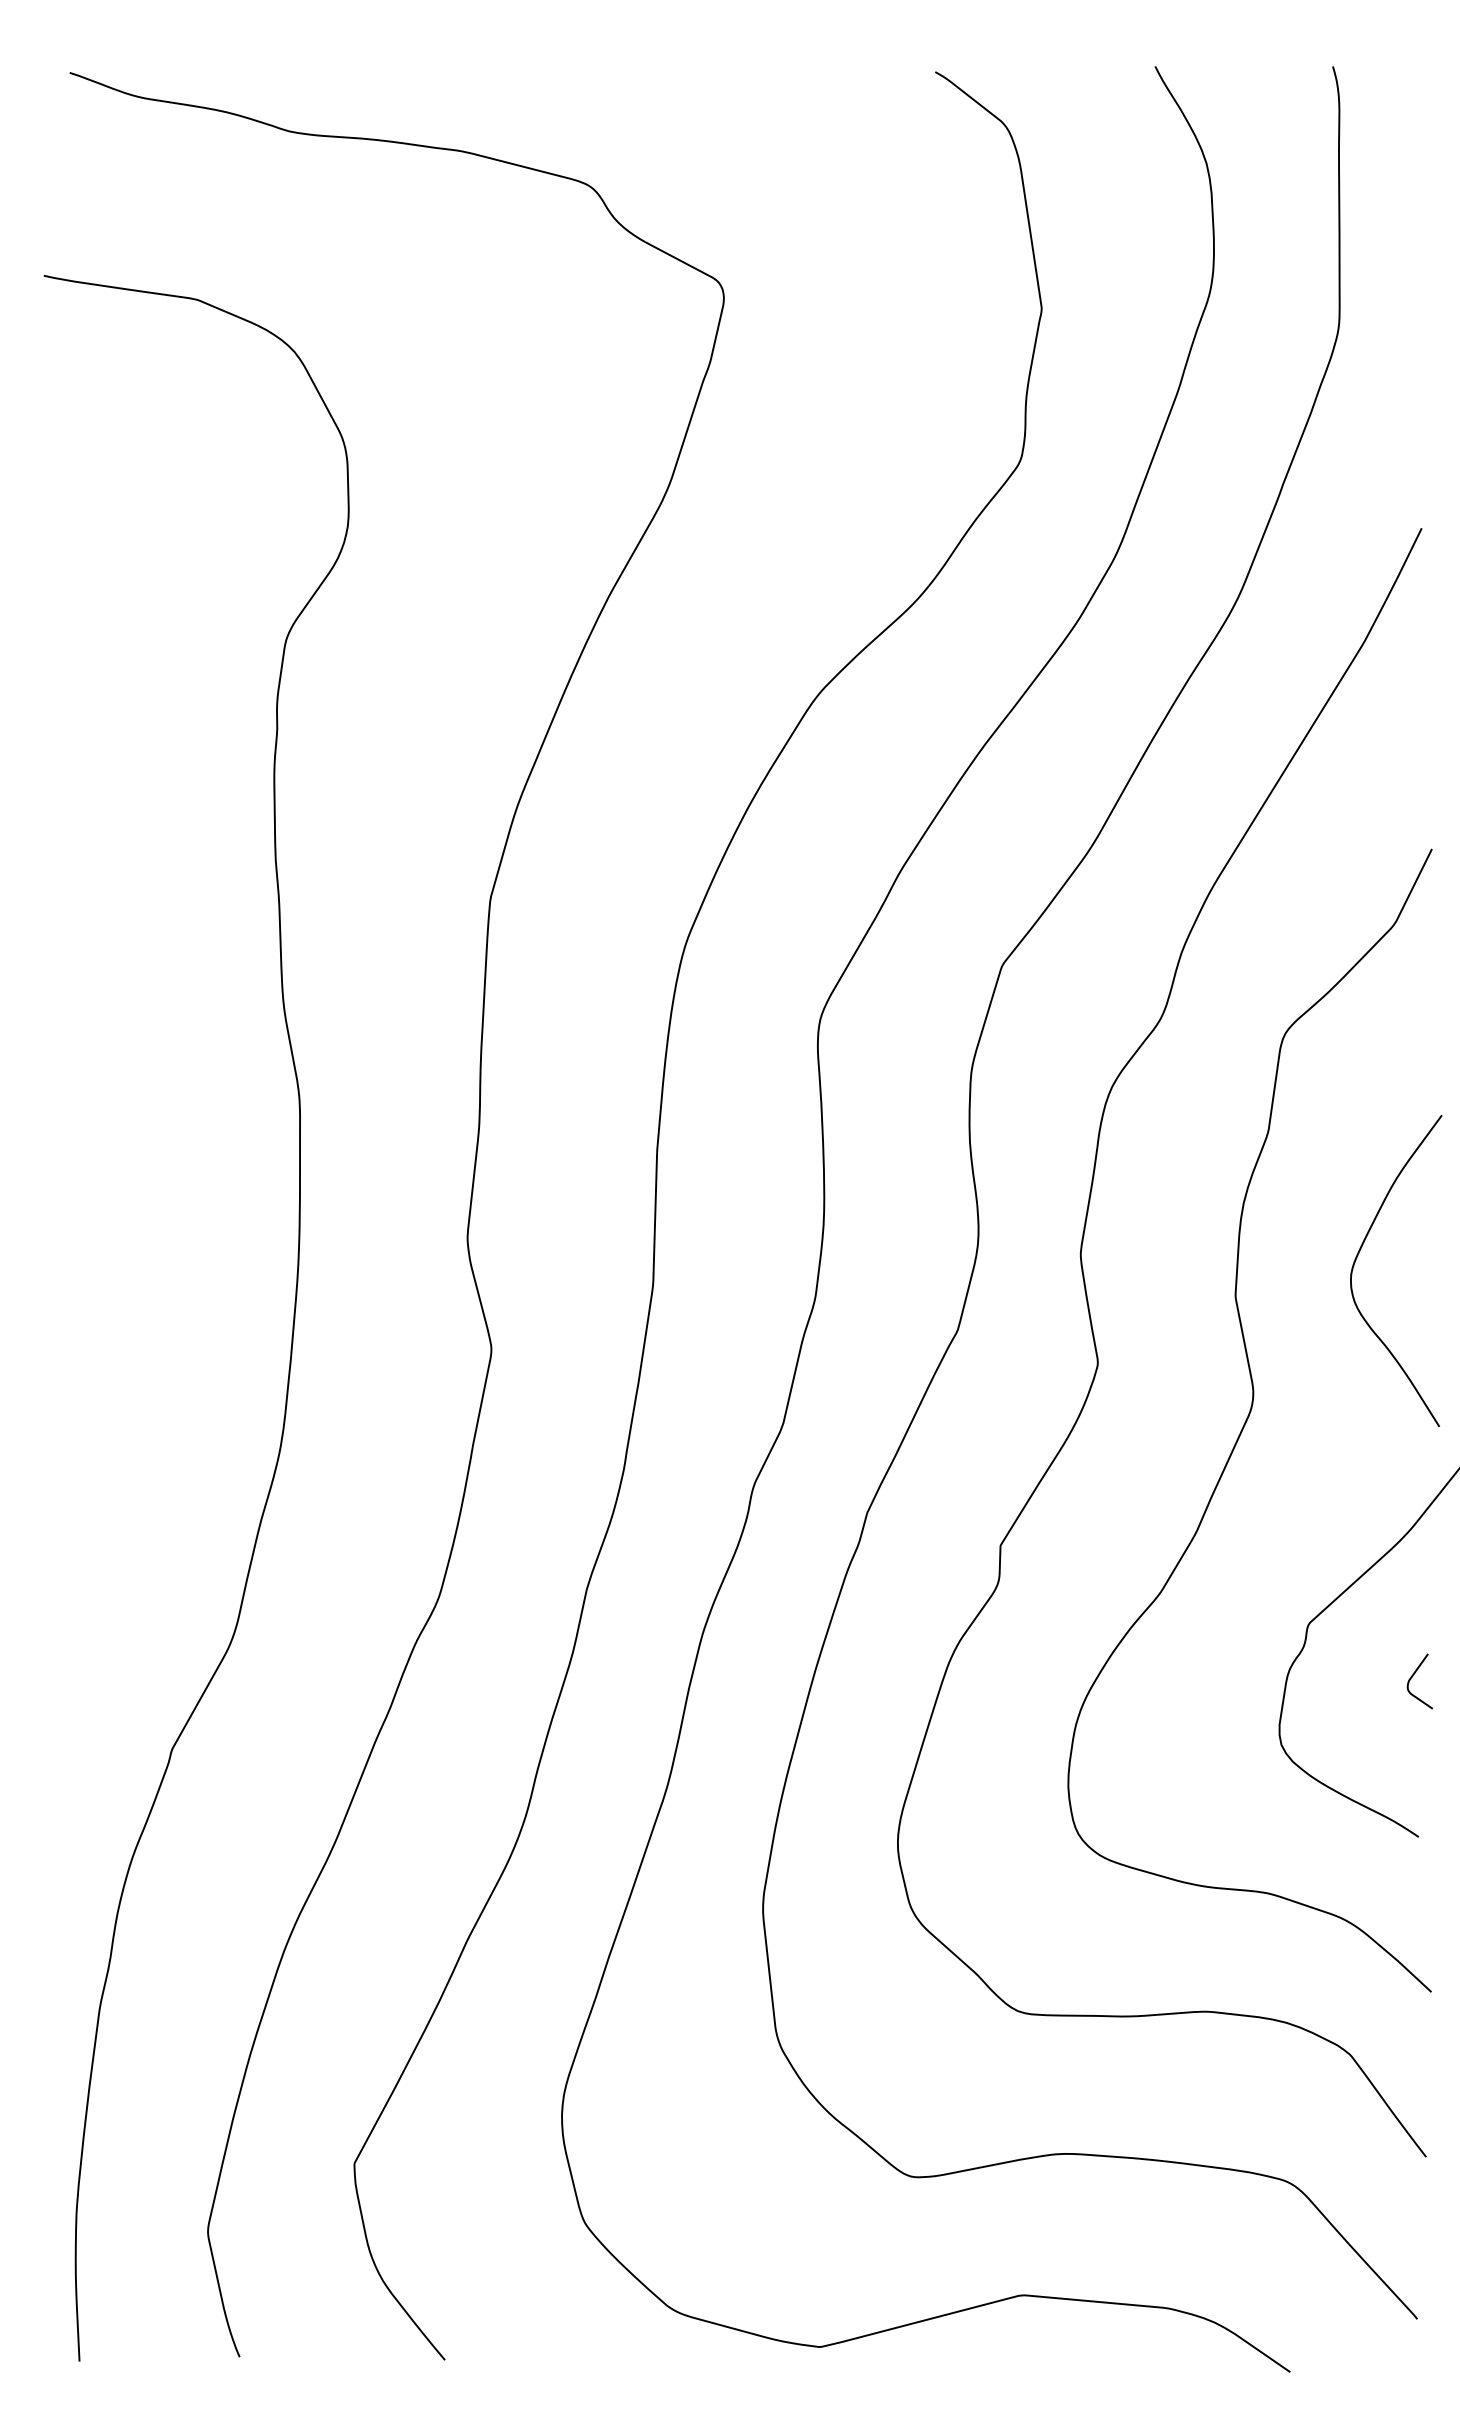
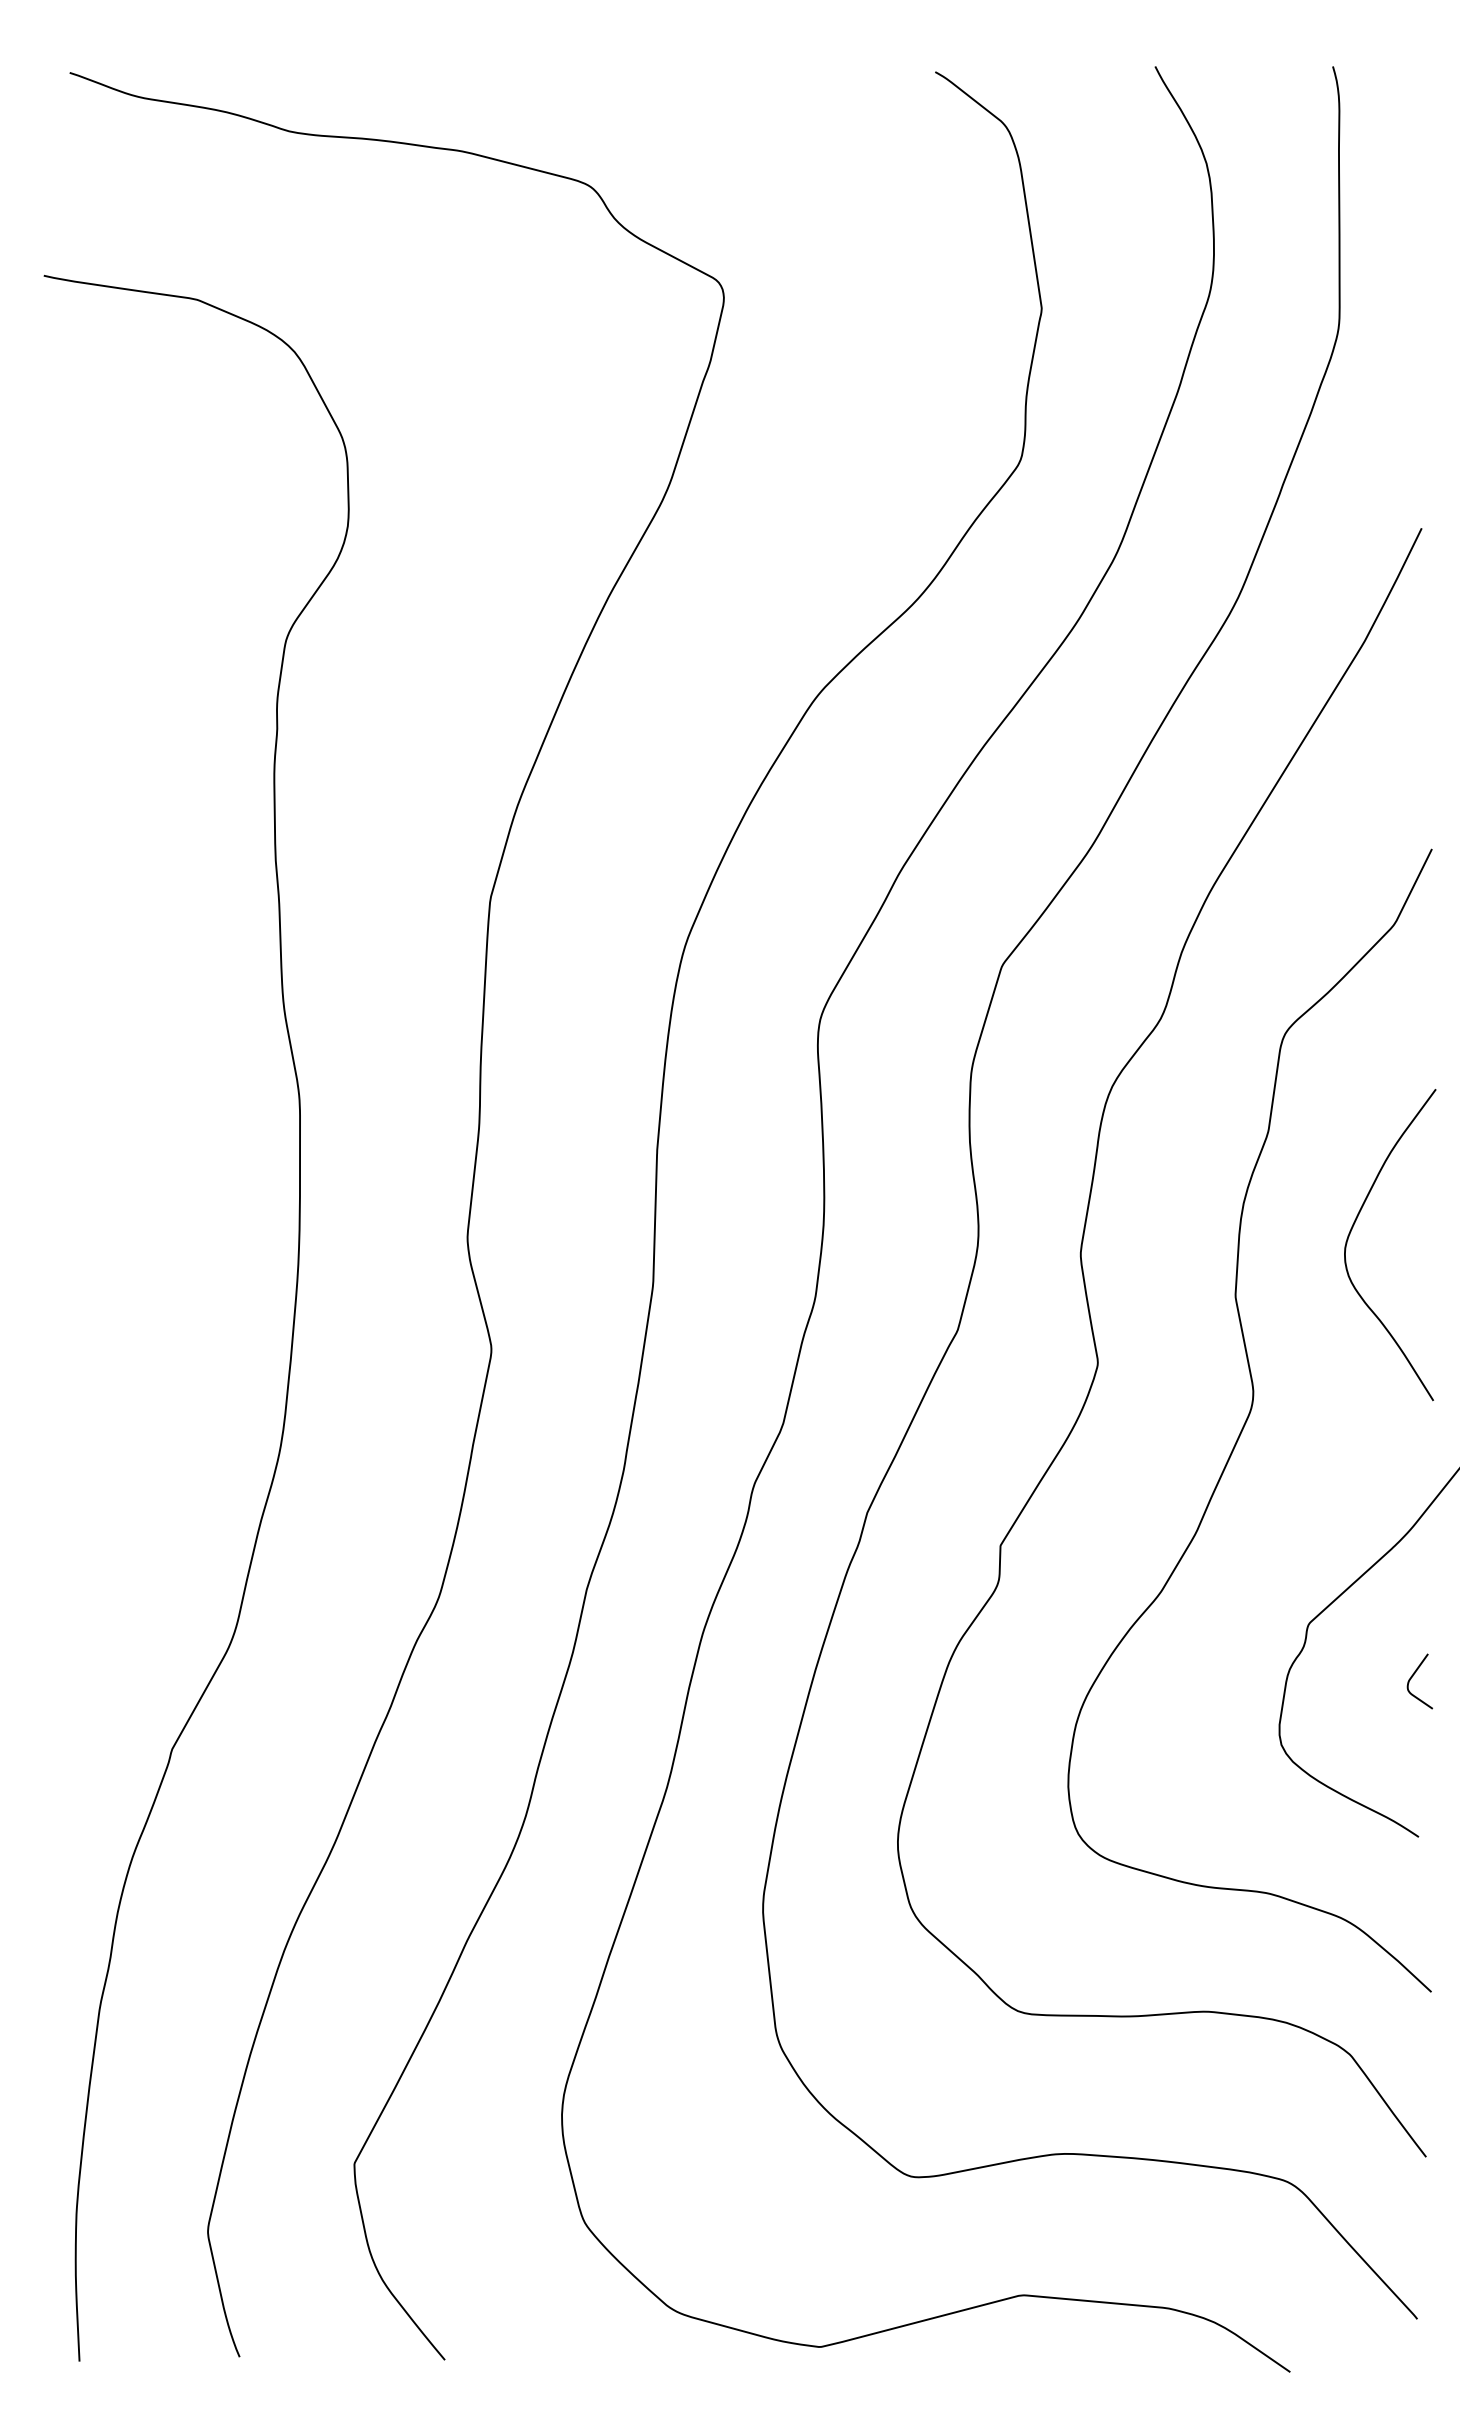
curve position: (1359, 1253) -> (1353, 1227) (1353, 1227)
